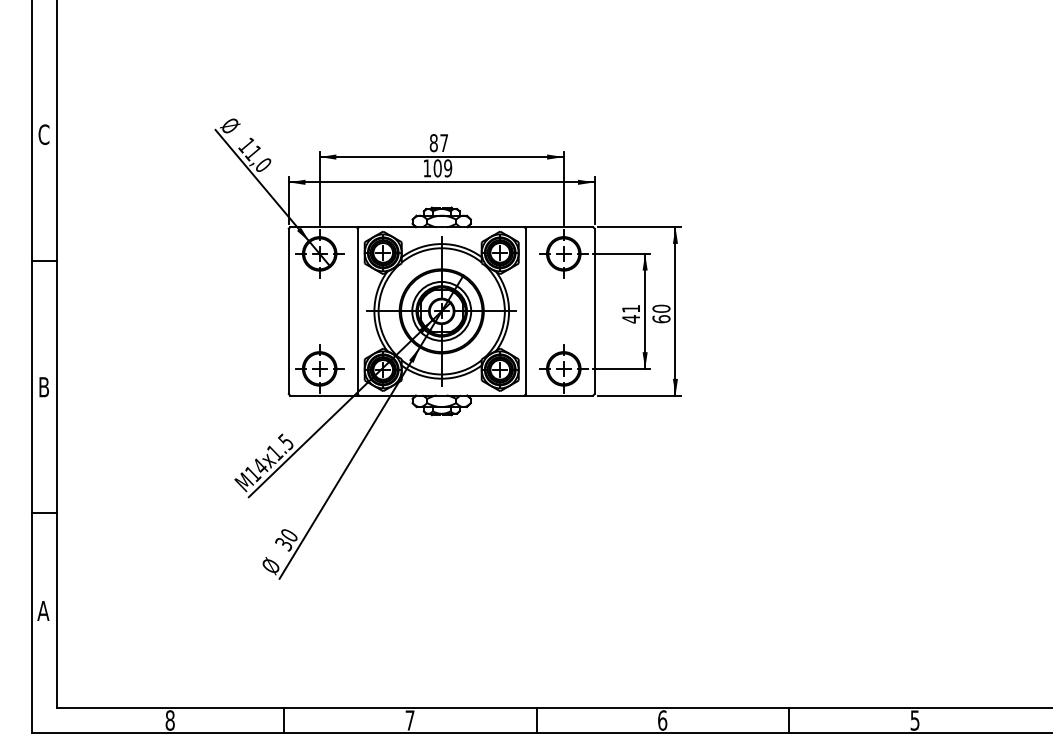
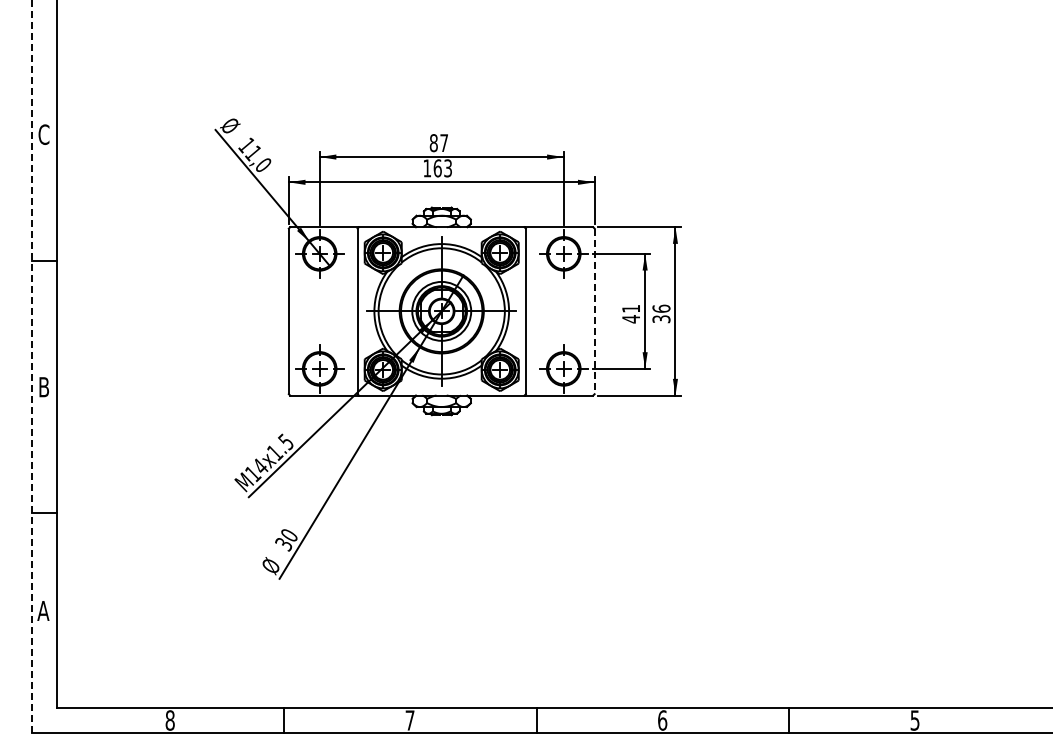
text: 109 -> 163 (442, 168)
line: solid -> dashed (594, 311)
text: 60 -> 36 (661, 313)
line: solid -> dashed (31, 366)
